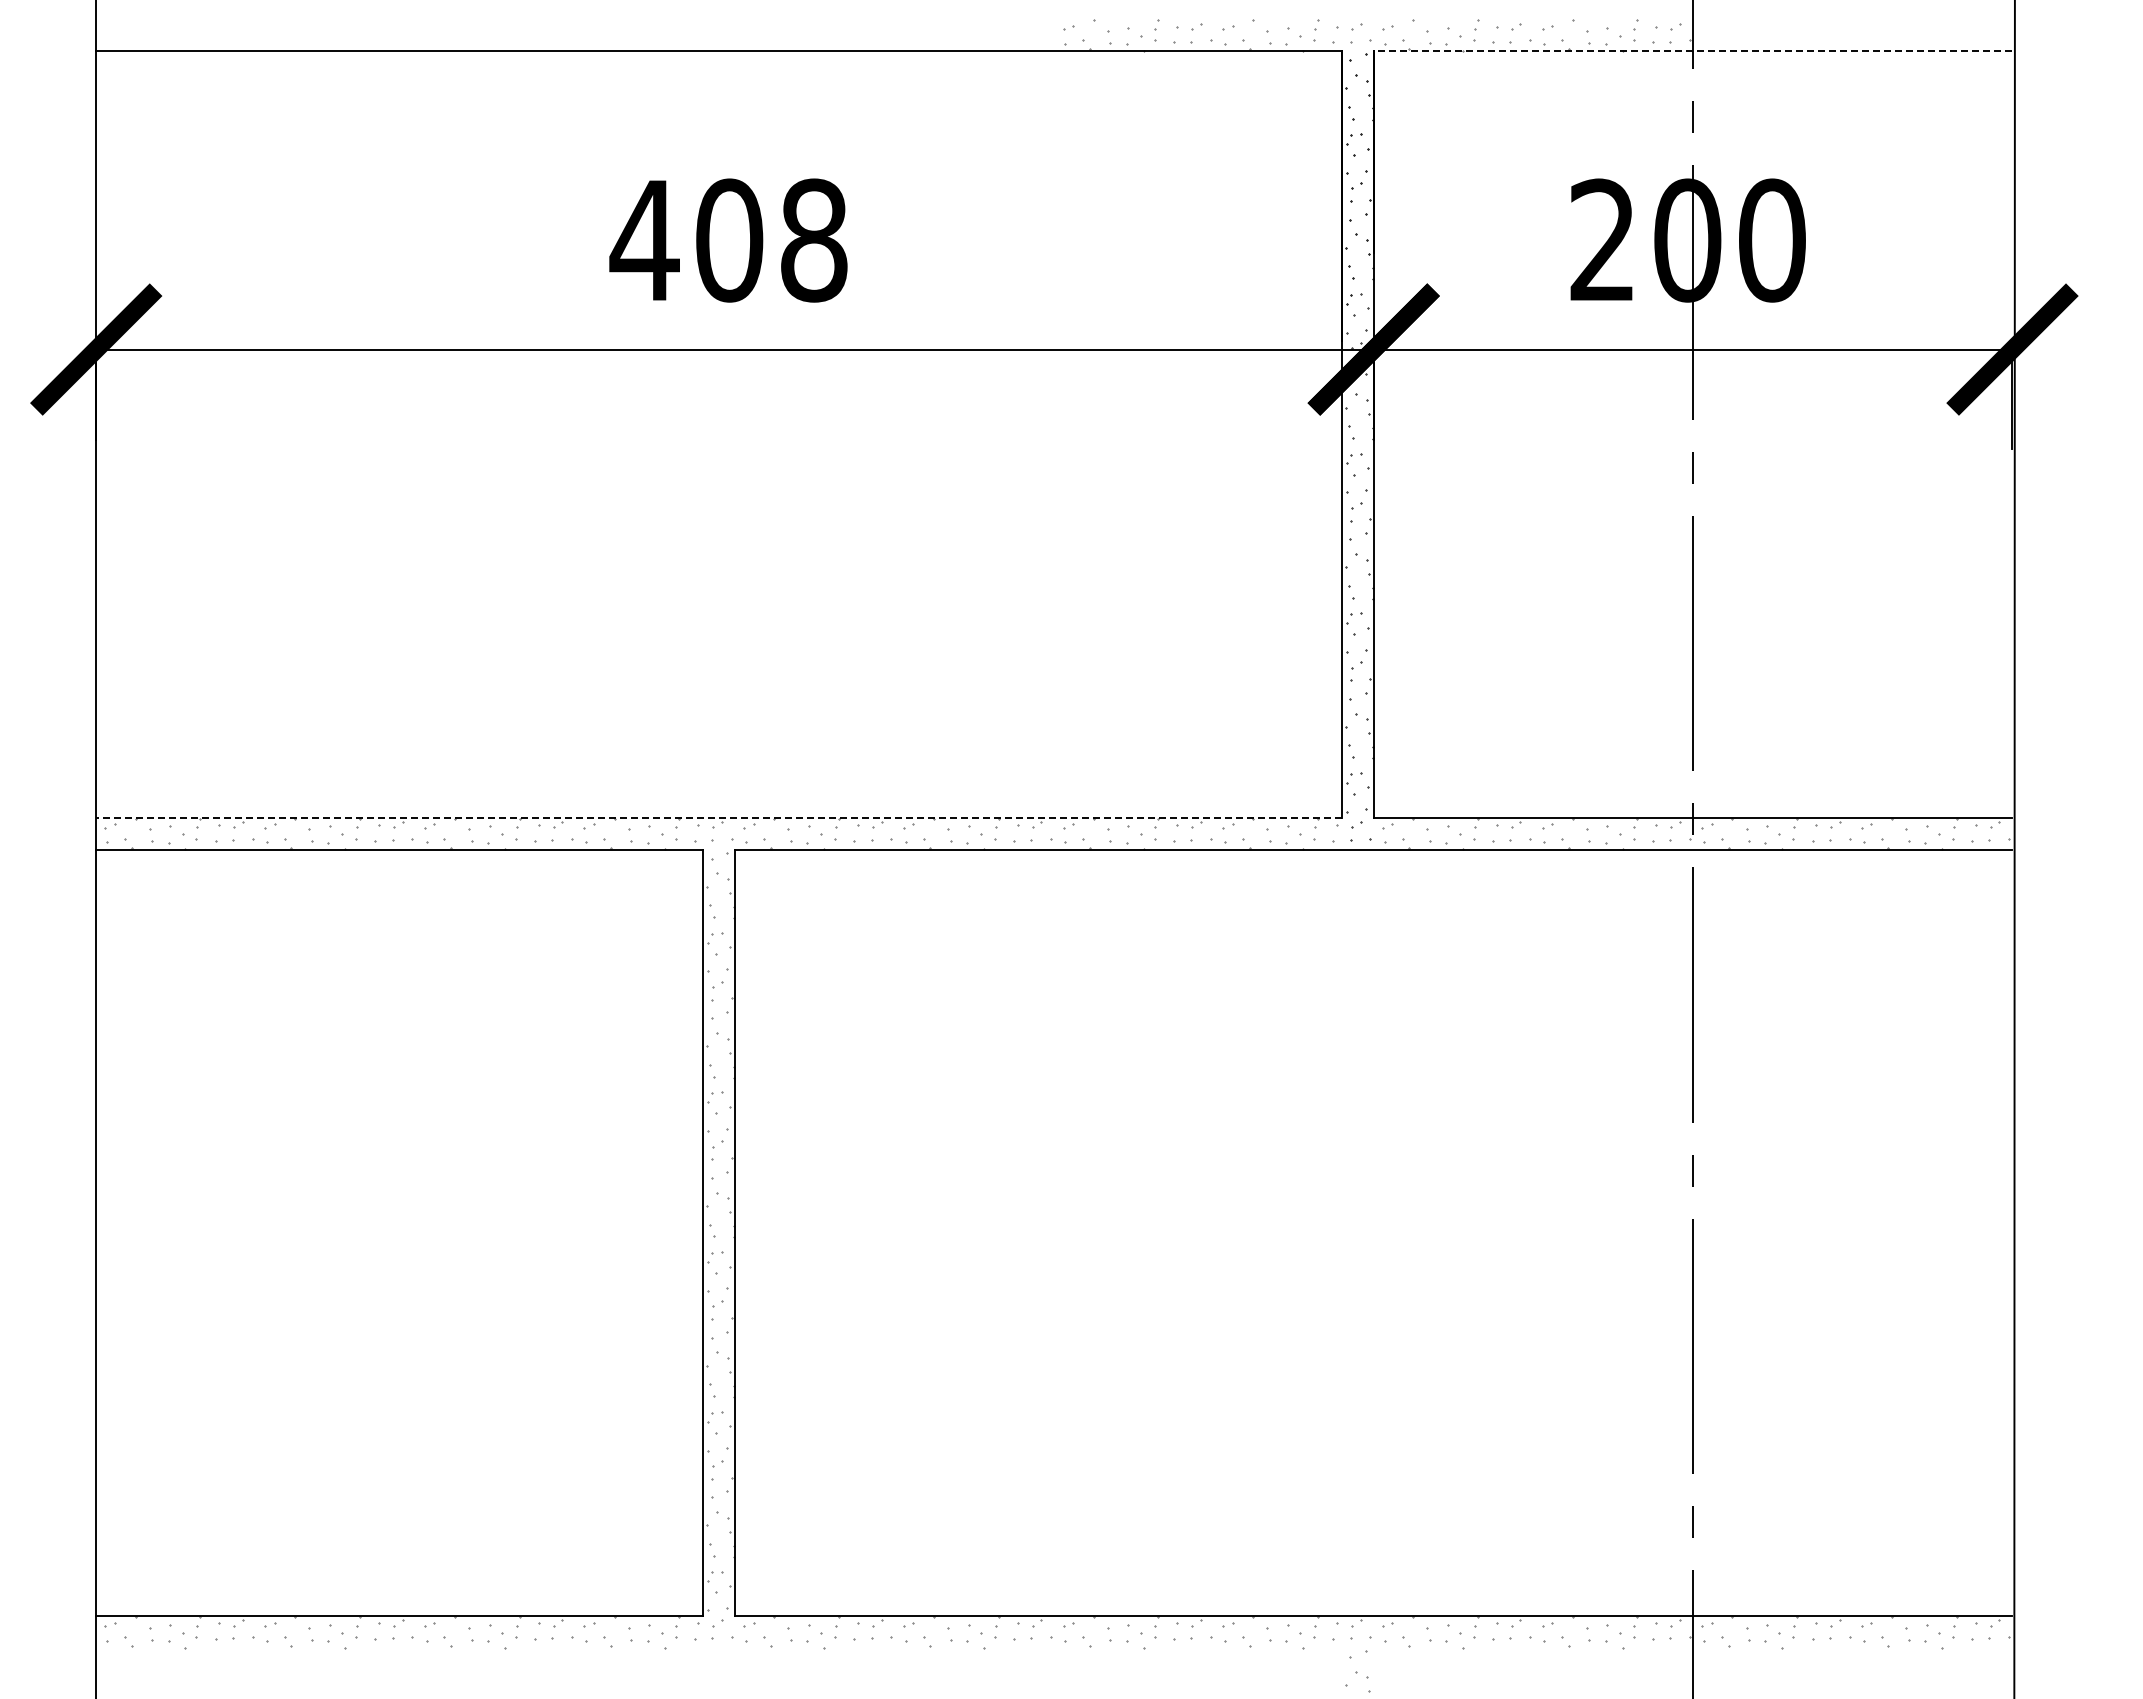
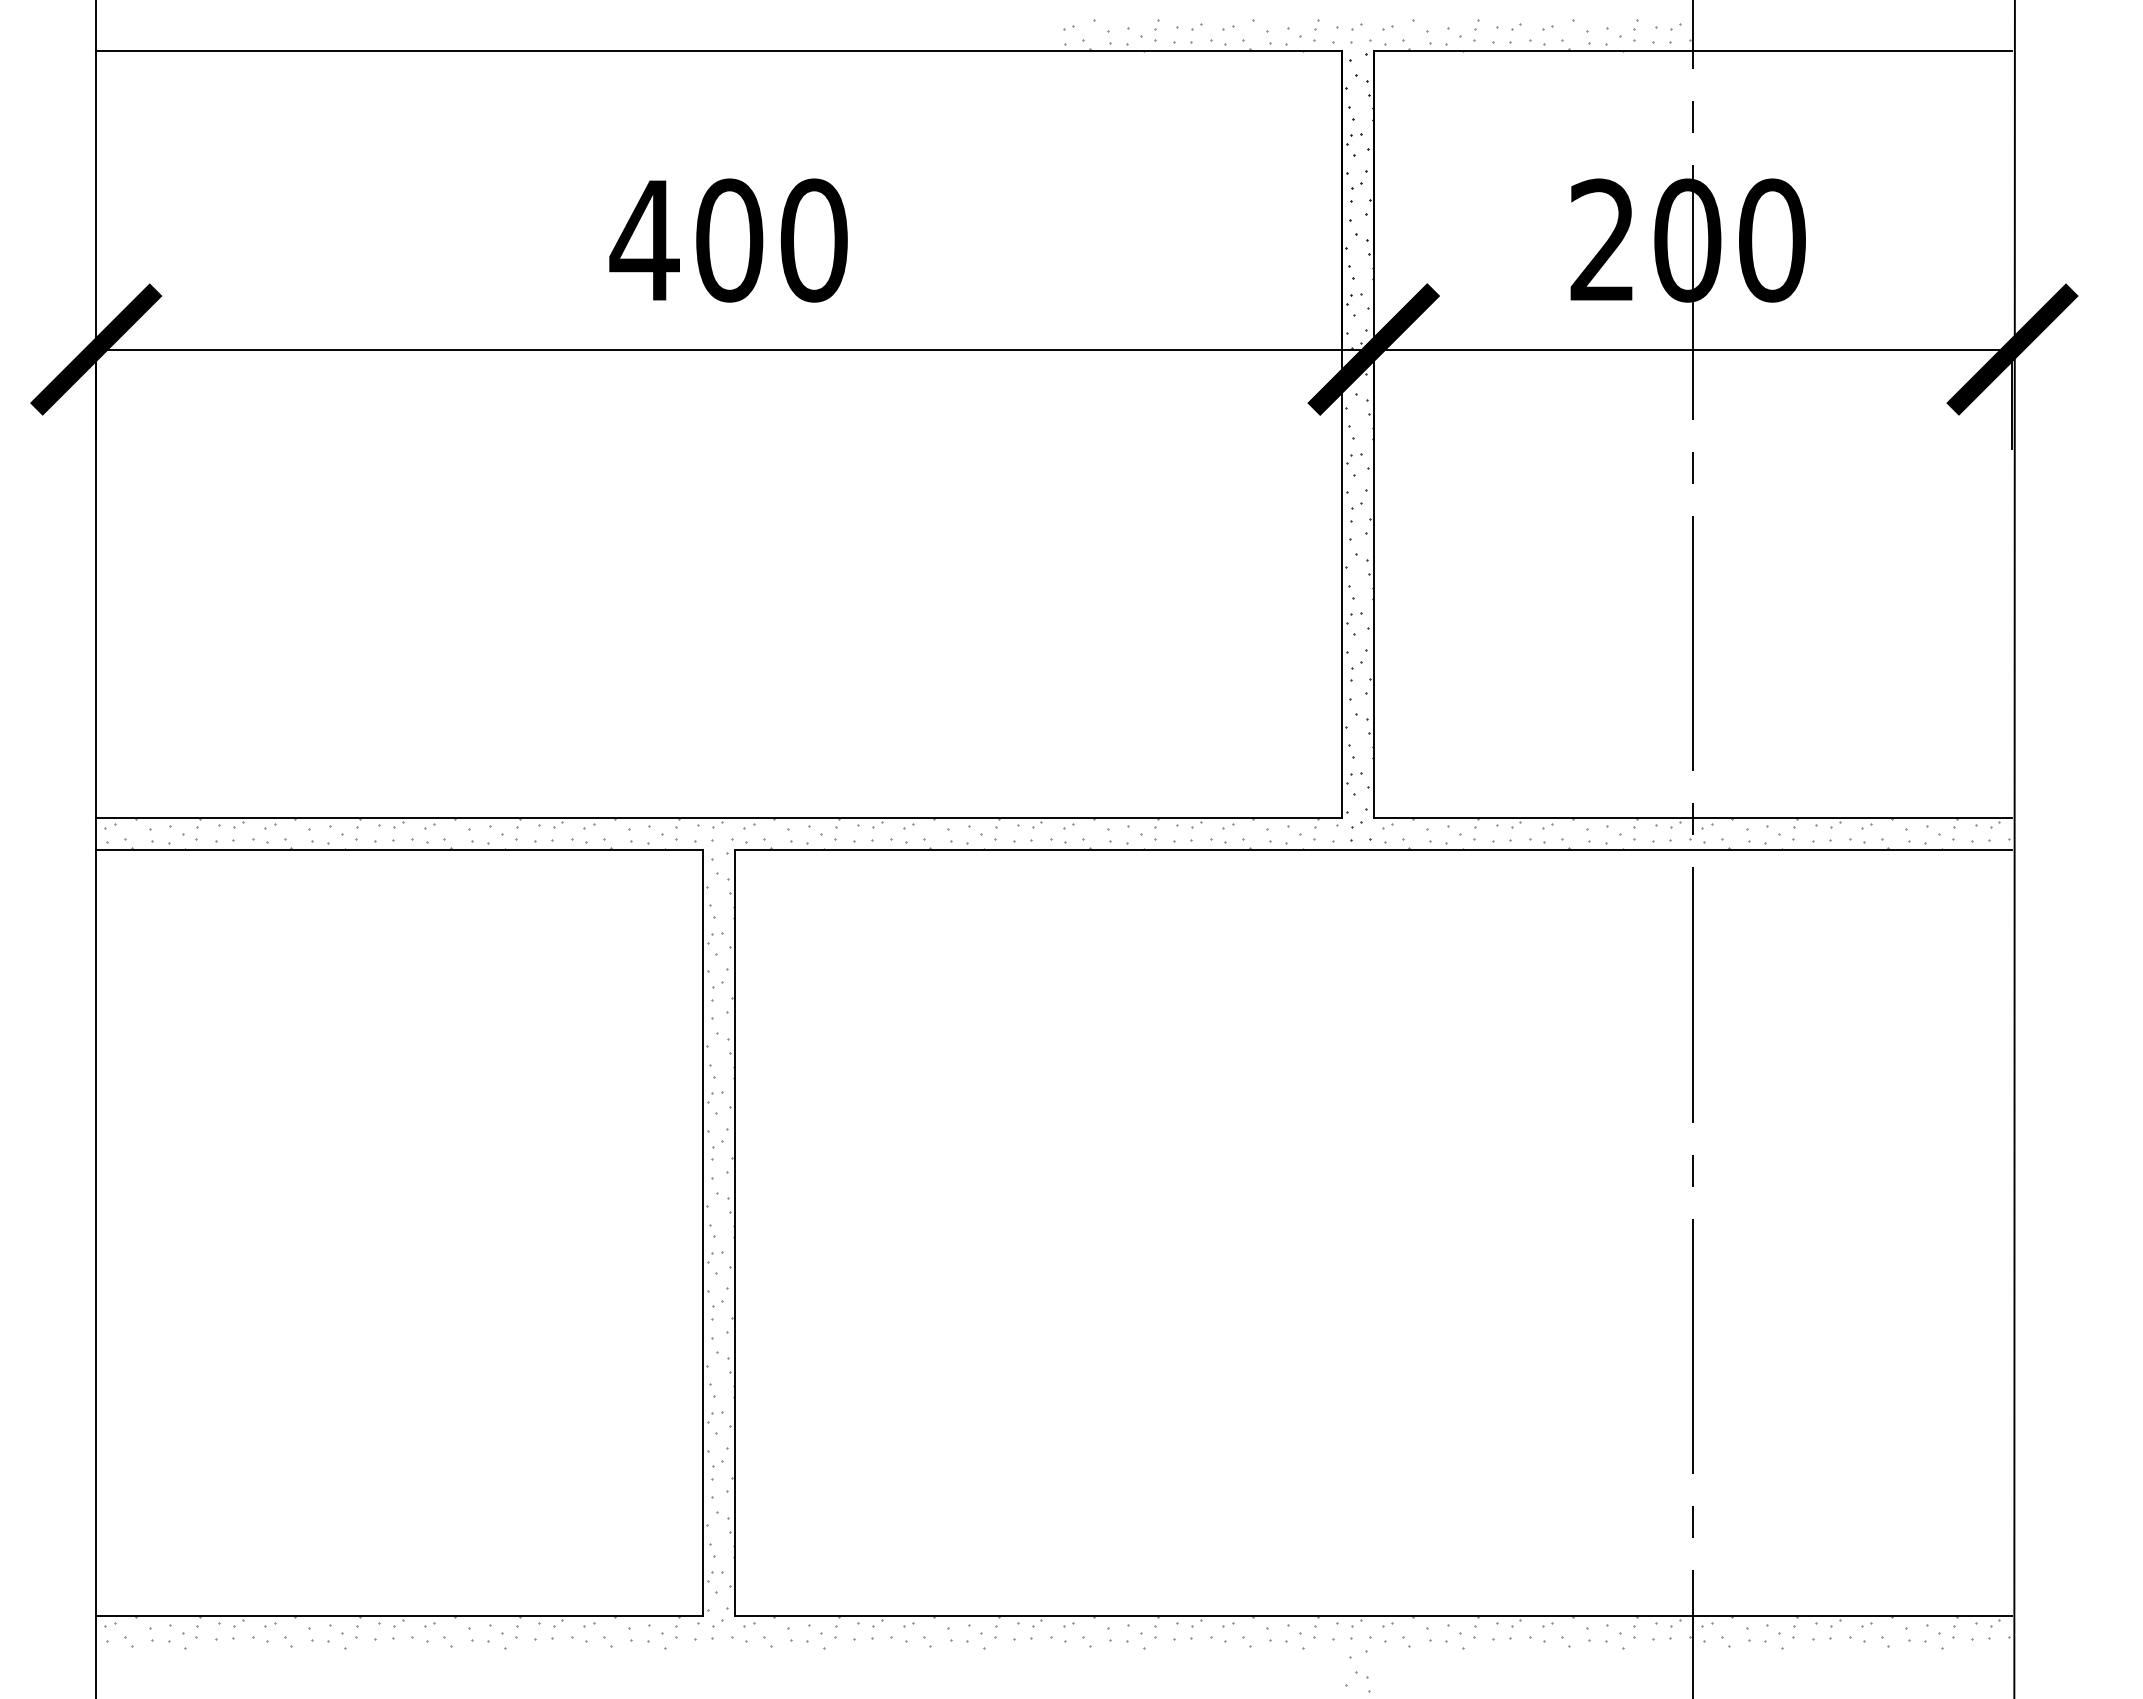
line: dashed -> solid (1692, 51)
text: 408 -> 400 (813, 240)
line: dashed -> solid (719, 817)
